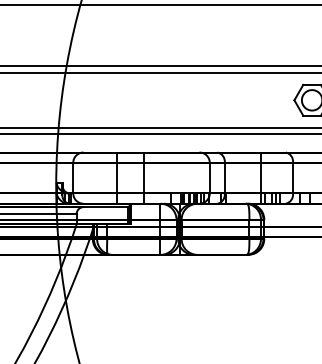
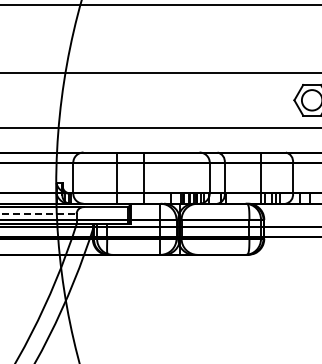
line: present -> none (160, 66)
line: present -> none (160, 134)
line: solid -> dashed (38, 213)
